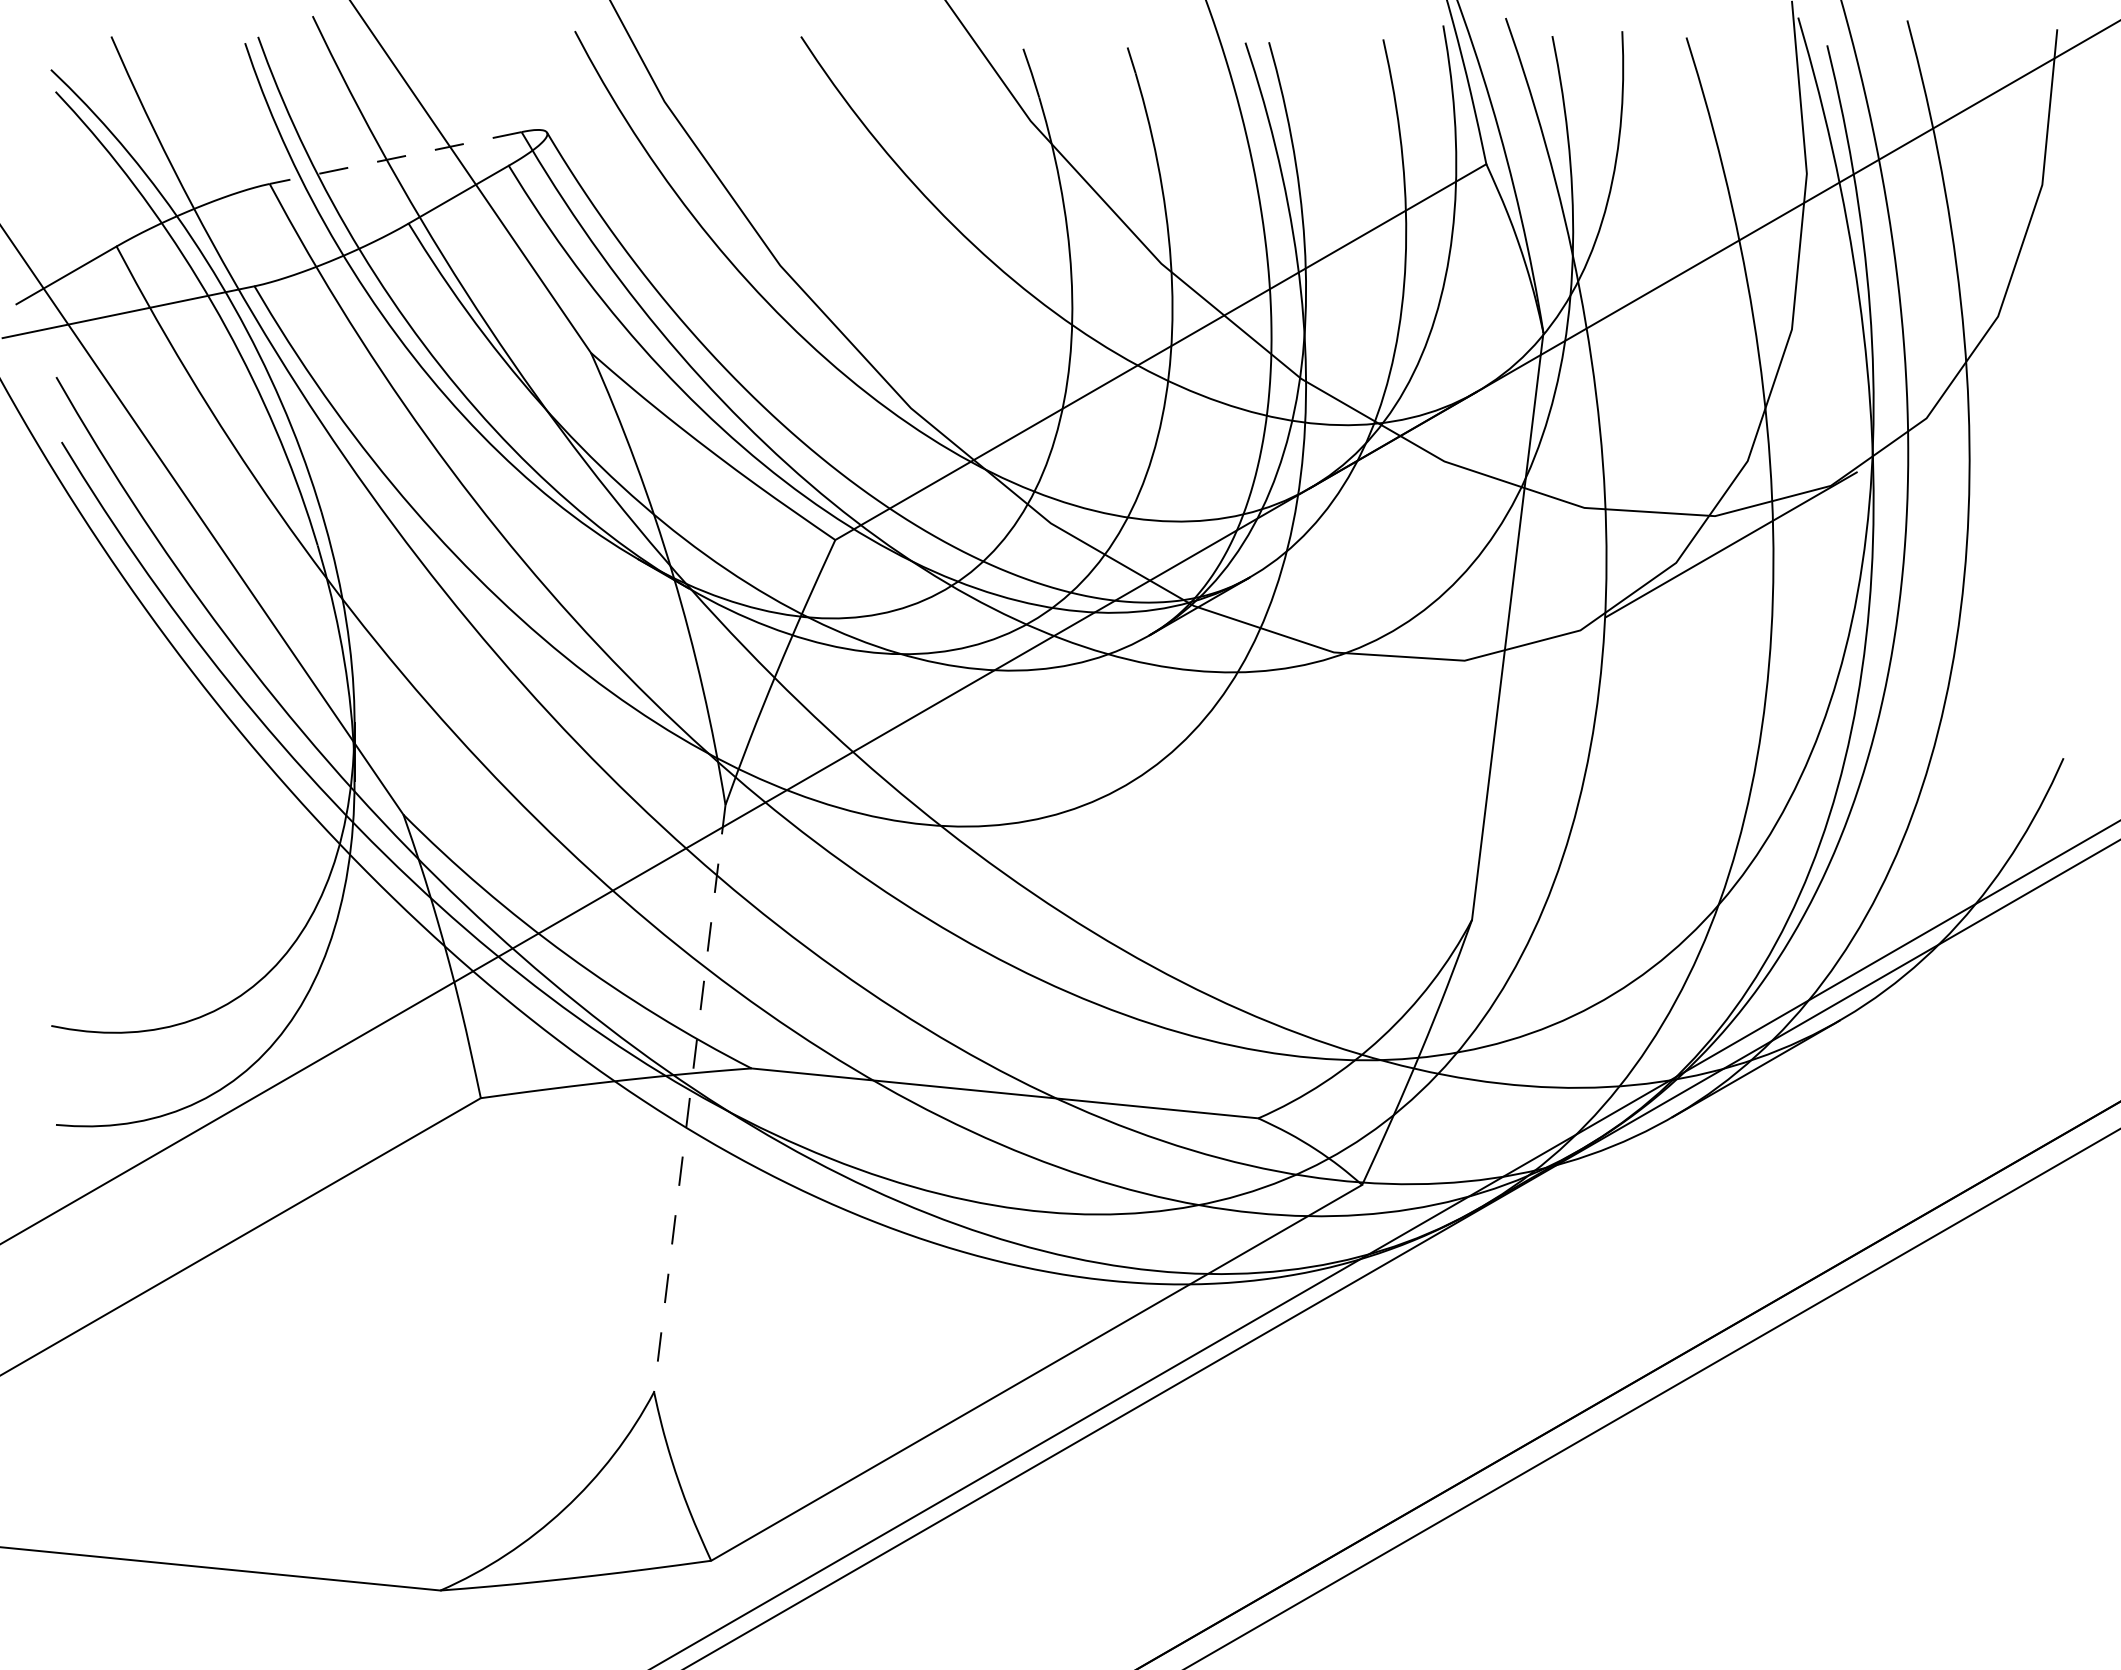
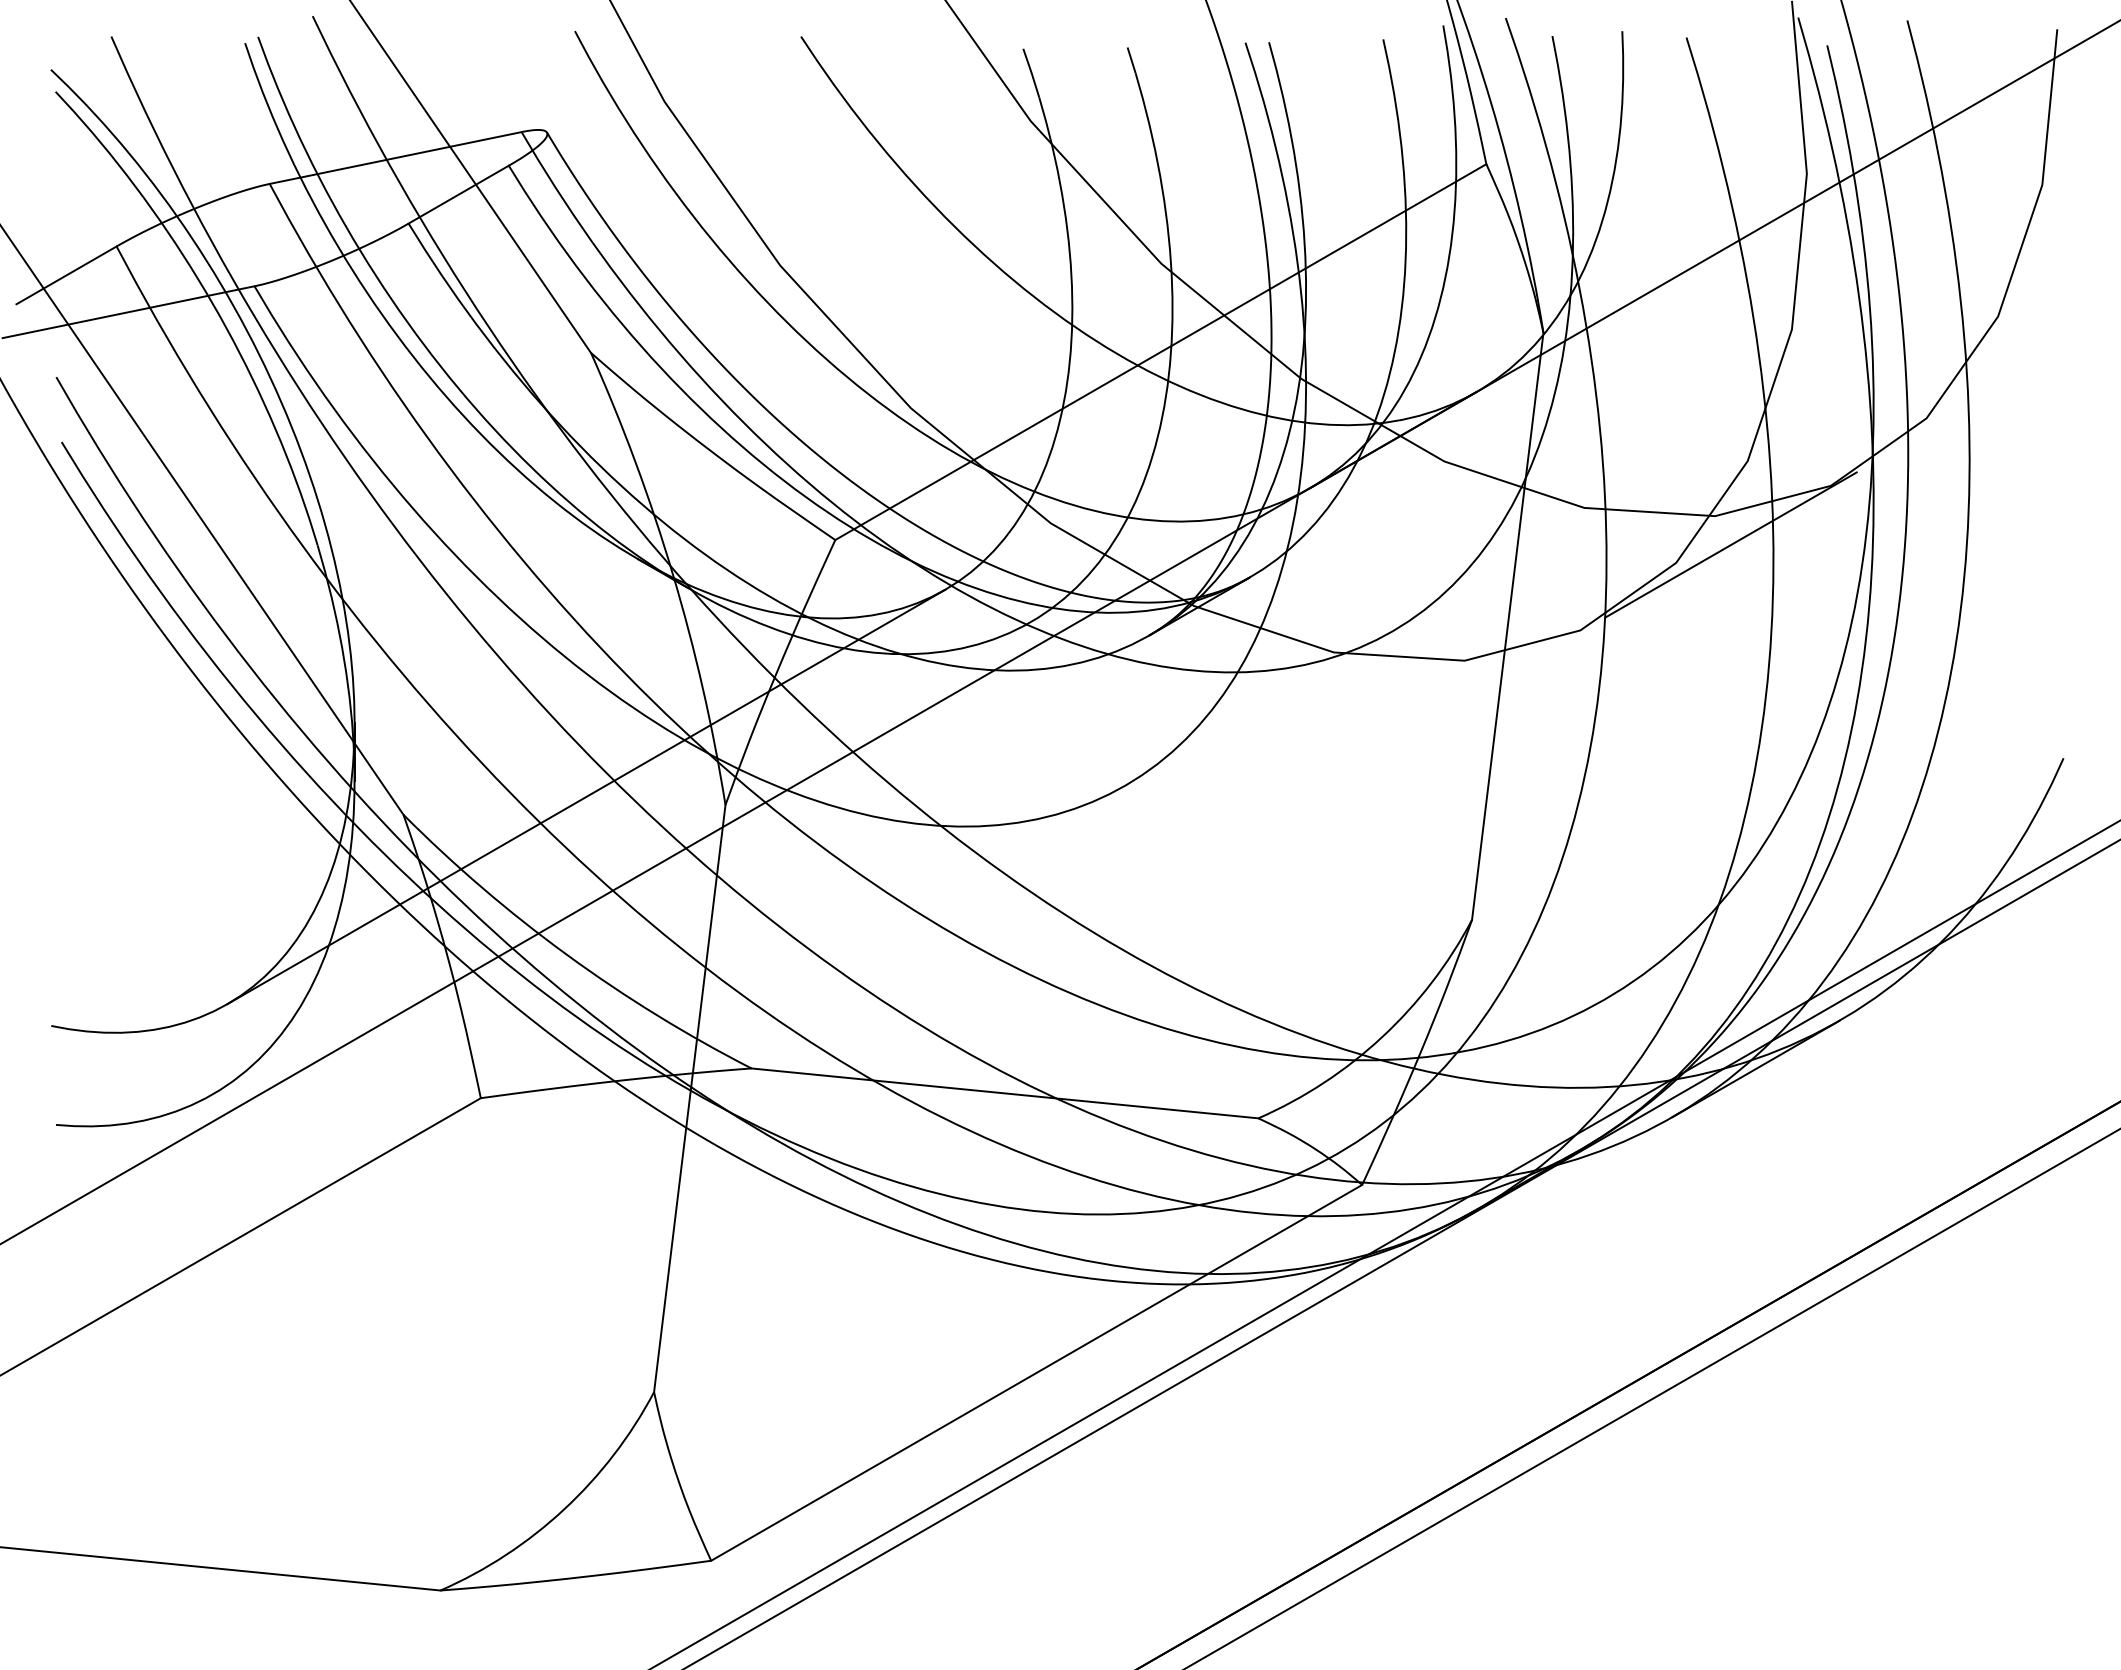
line: dashed -> solid (395, 158)
line: none -> present (586, 796)
line: dashed -> solid (689, 1098)
